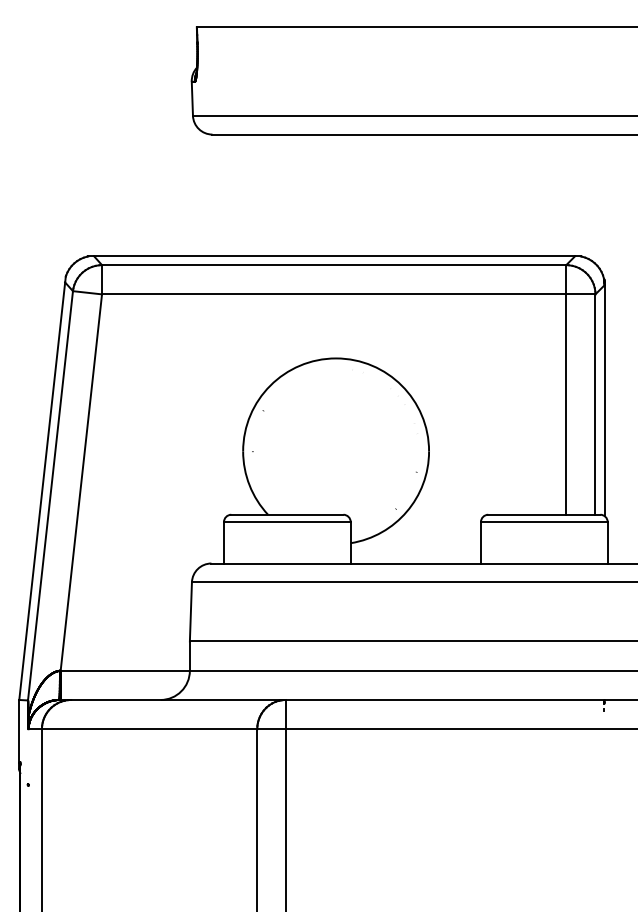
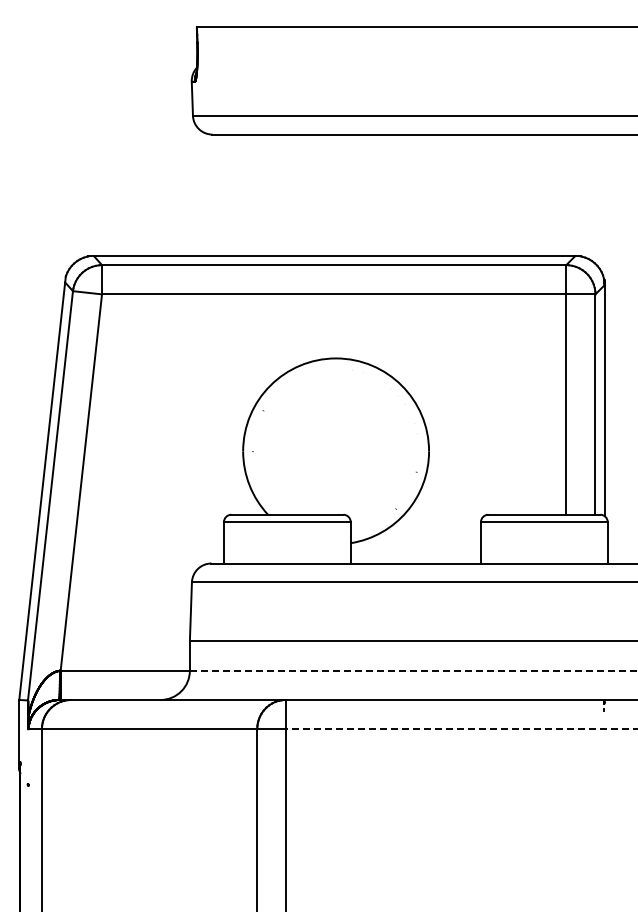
line: solid -> dashed (413, 670)
line: solid -> dashed (461, 729)
